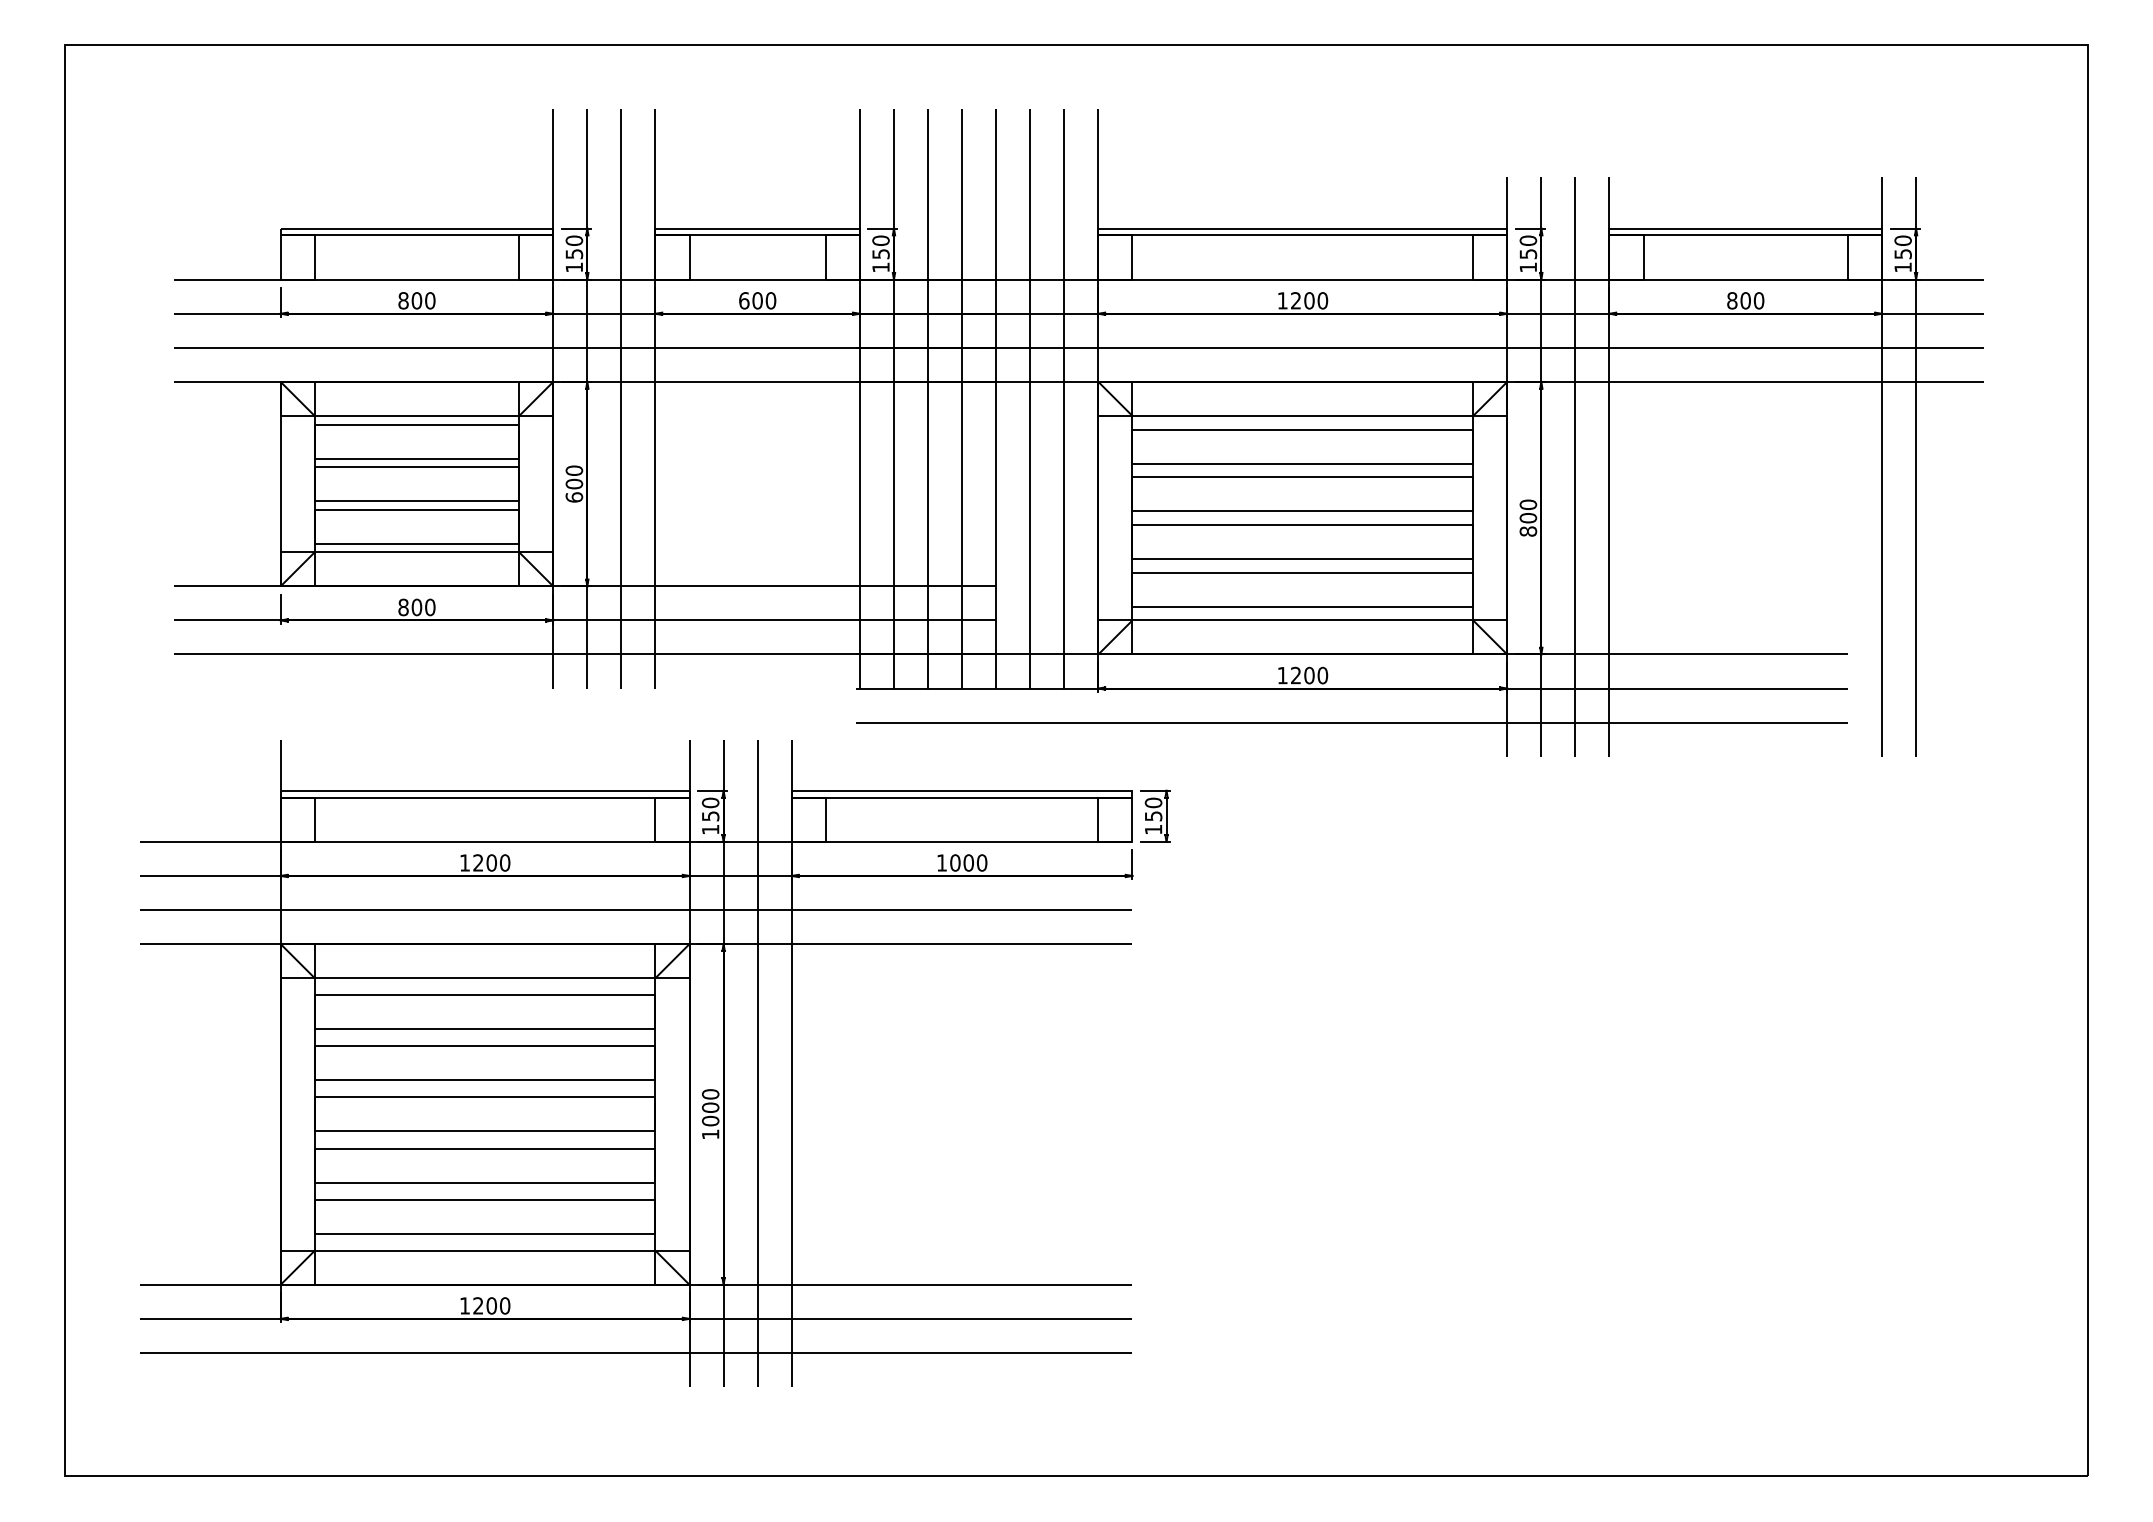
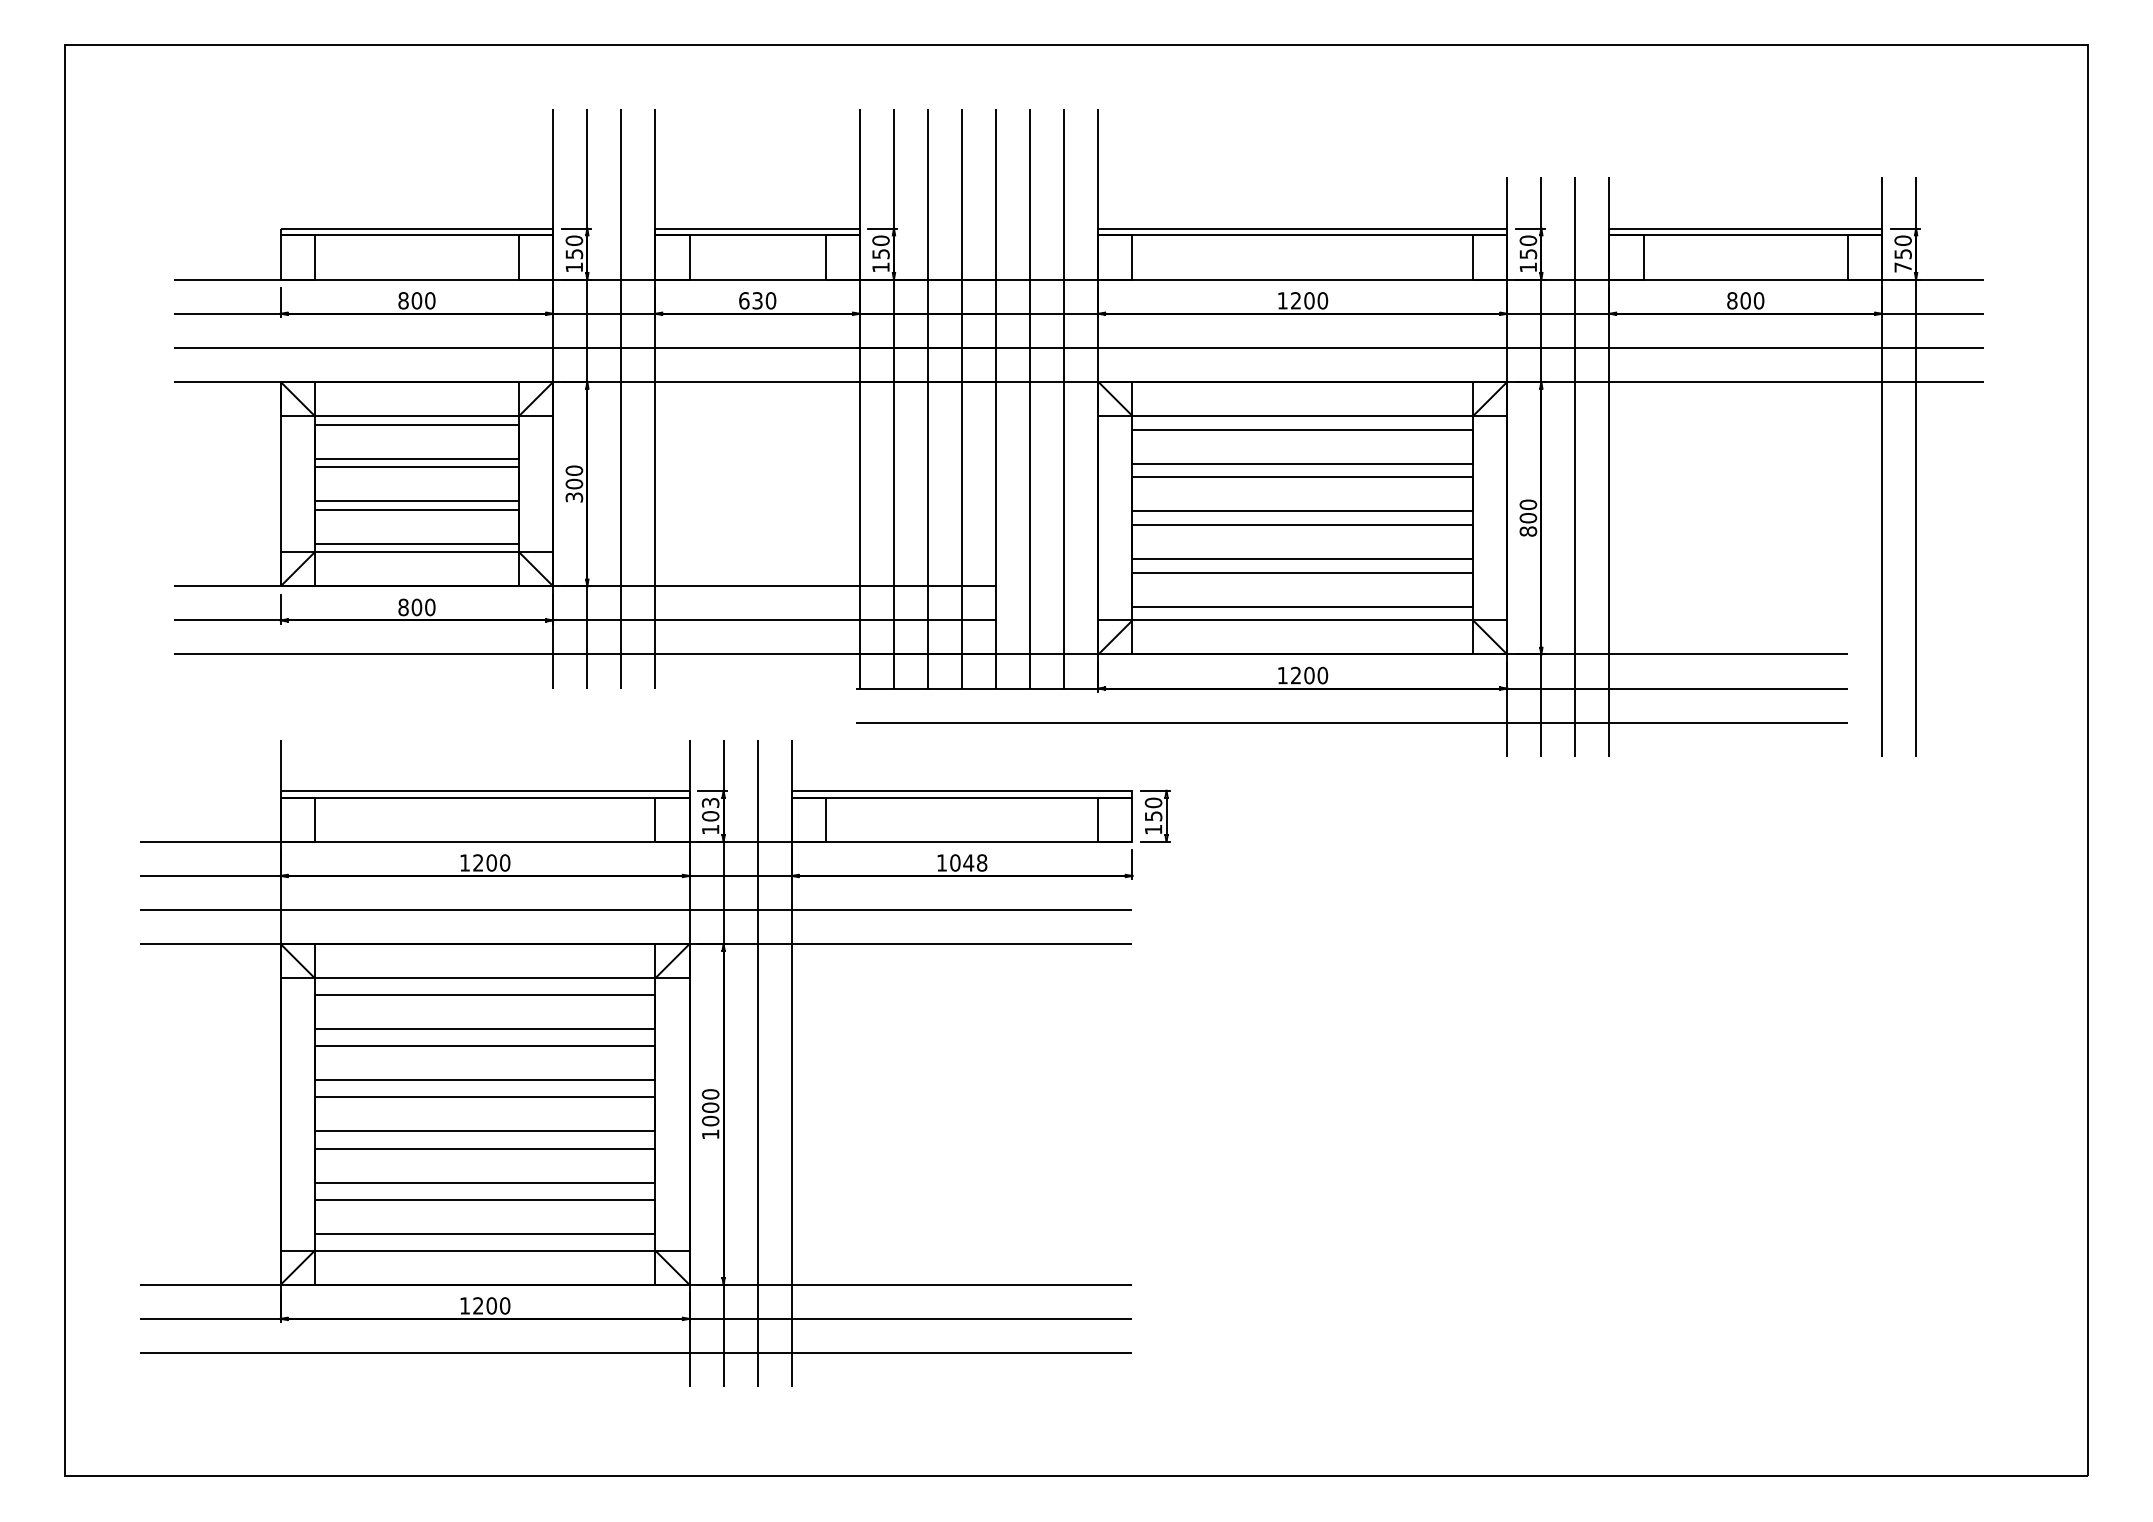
text: 150 -> 750 (1902, 267)
text: 600 -> 630 (757, 300)
text: 600 -> 300 (574, 497)
text: 150 -> 103 (710, 809)
text: 1000 -> 1048 (975, 862)
